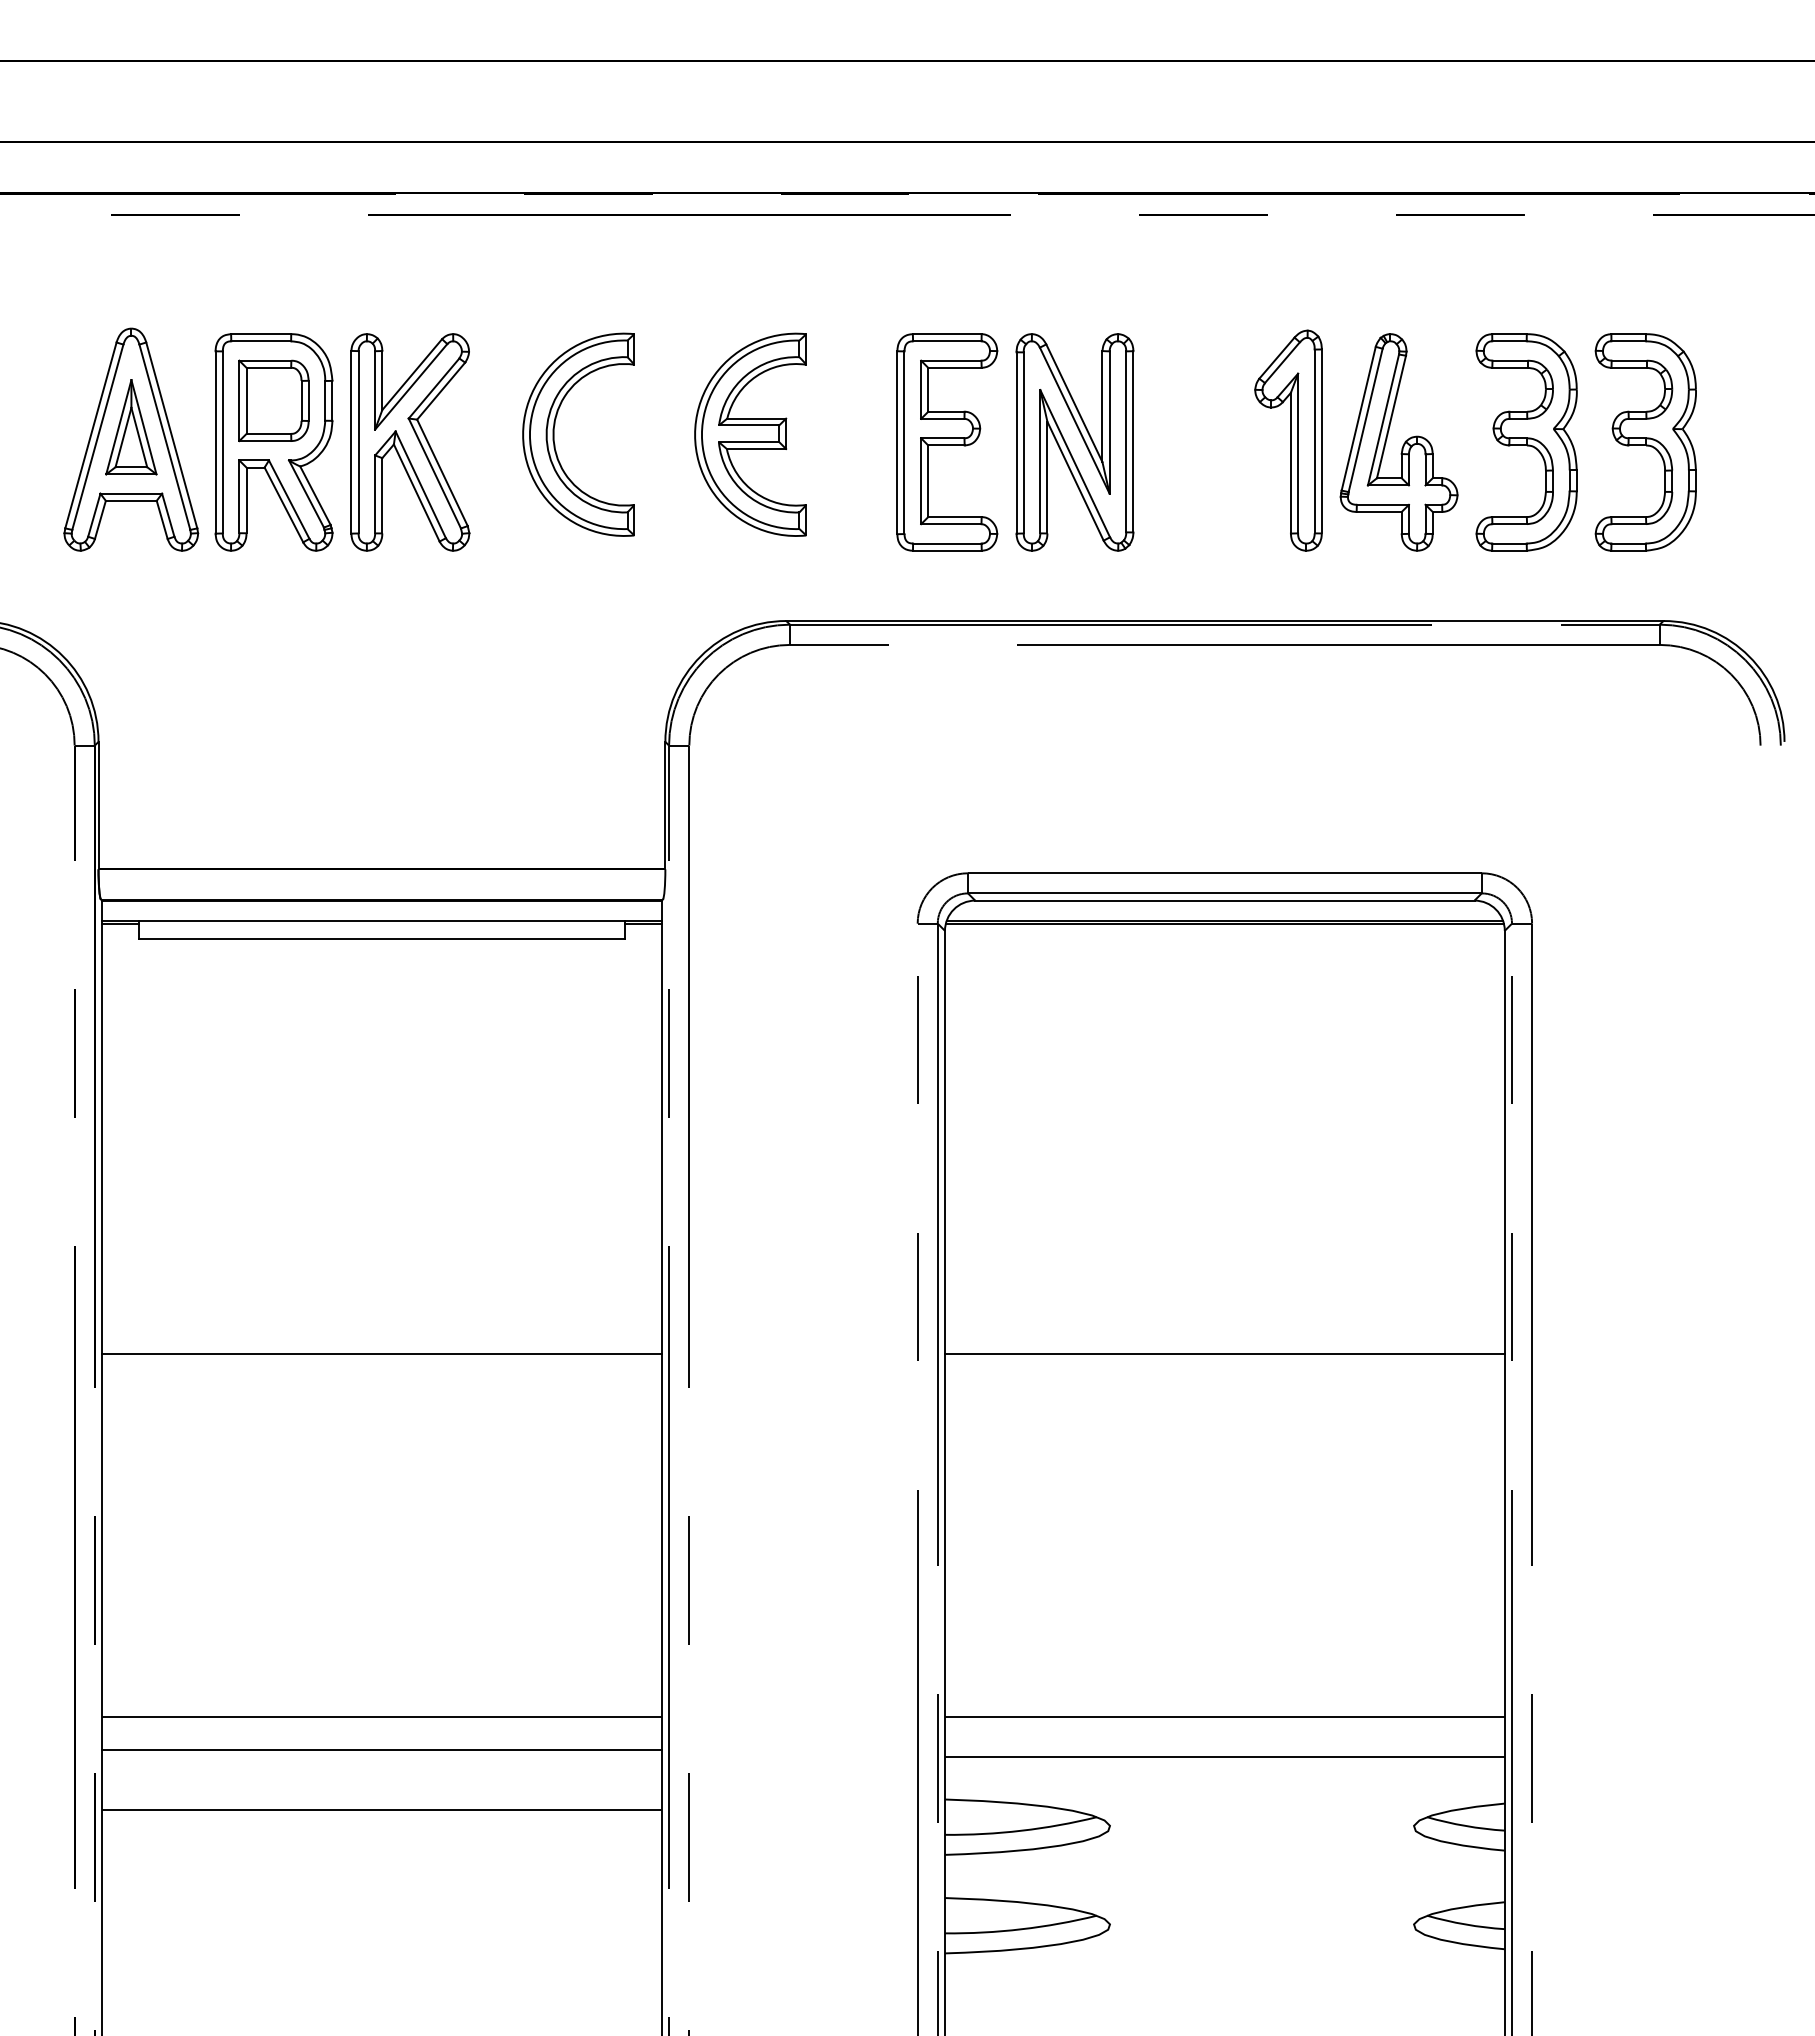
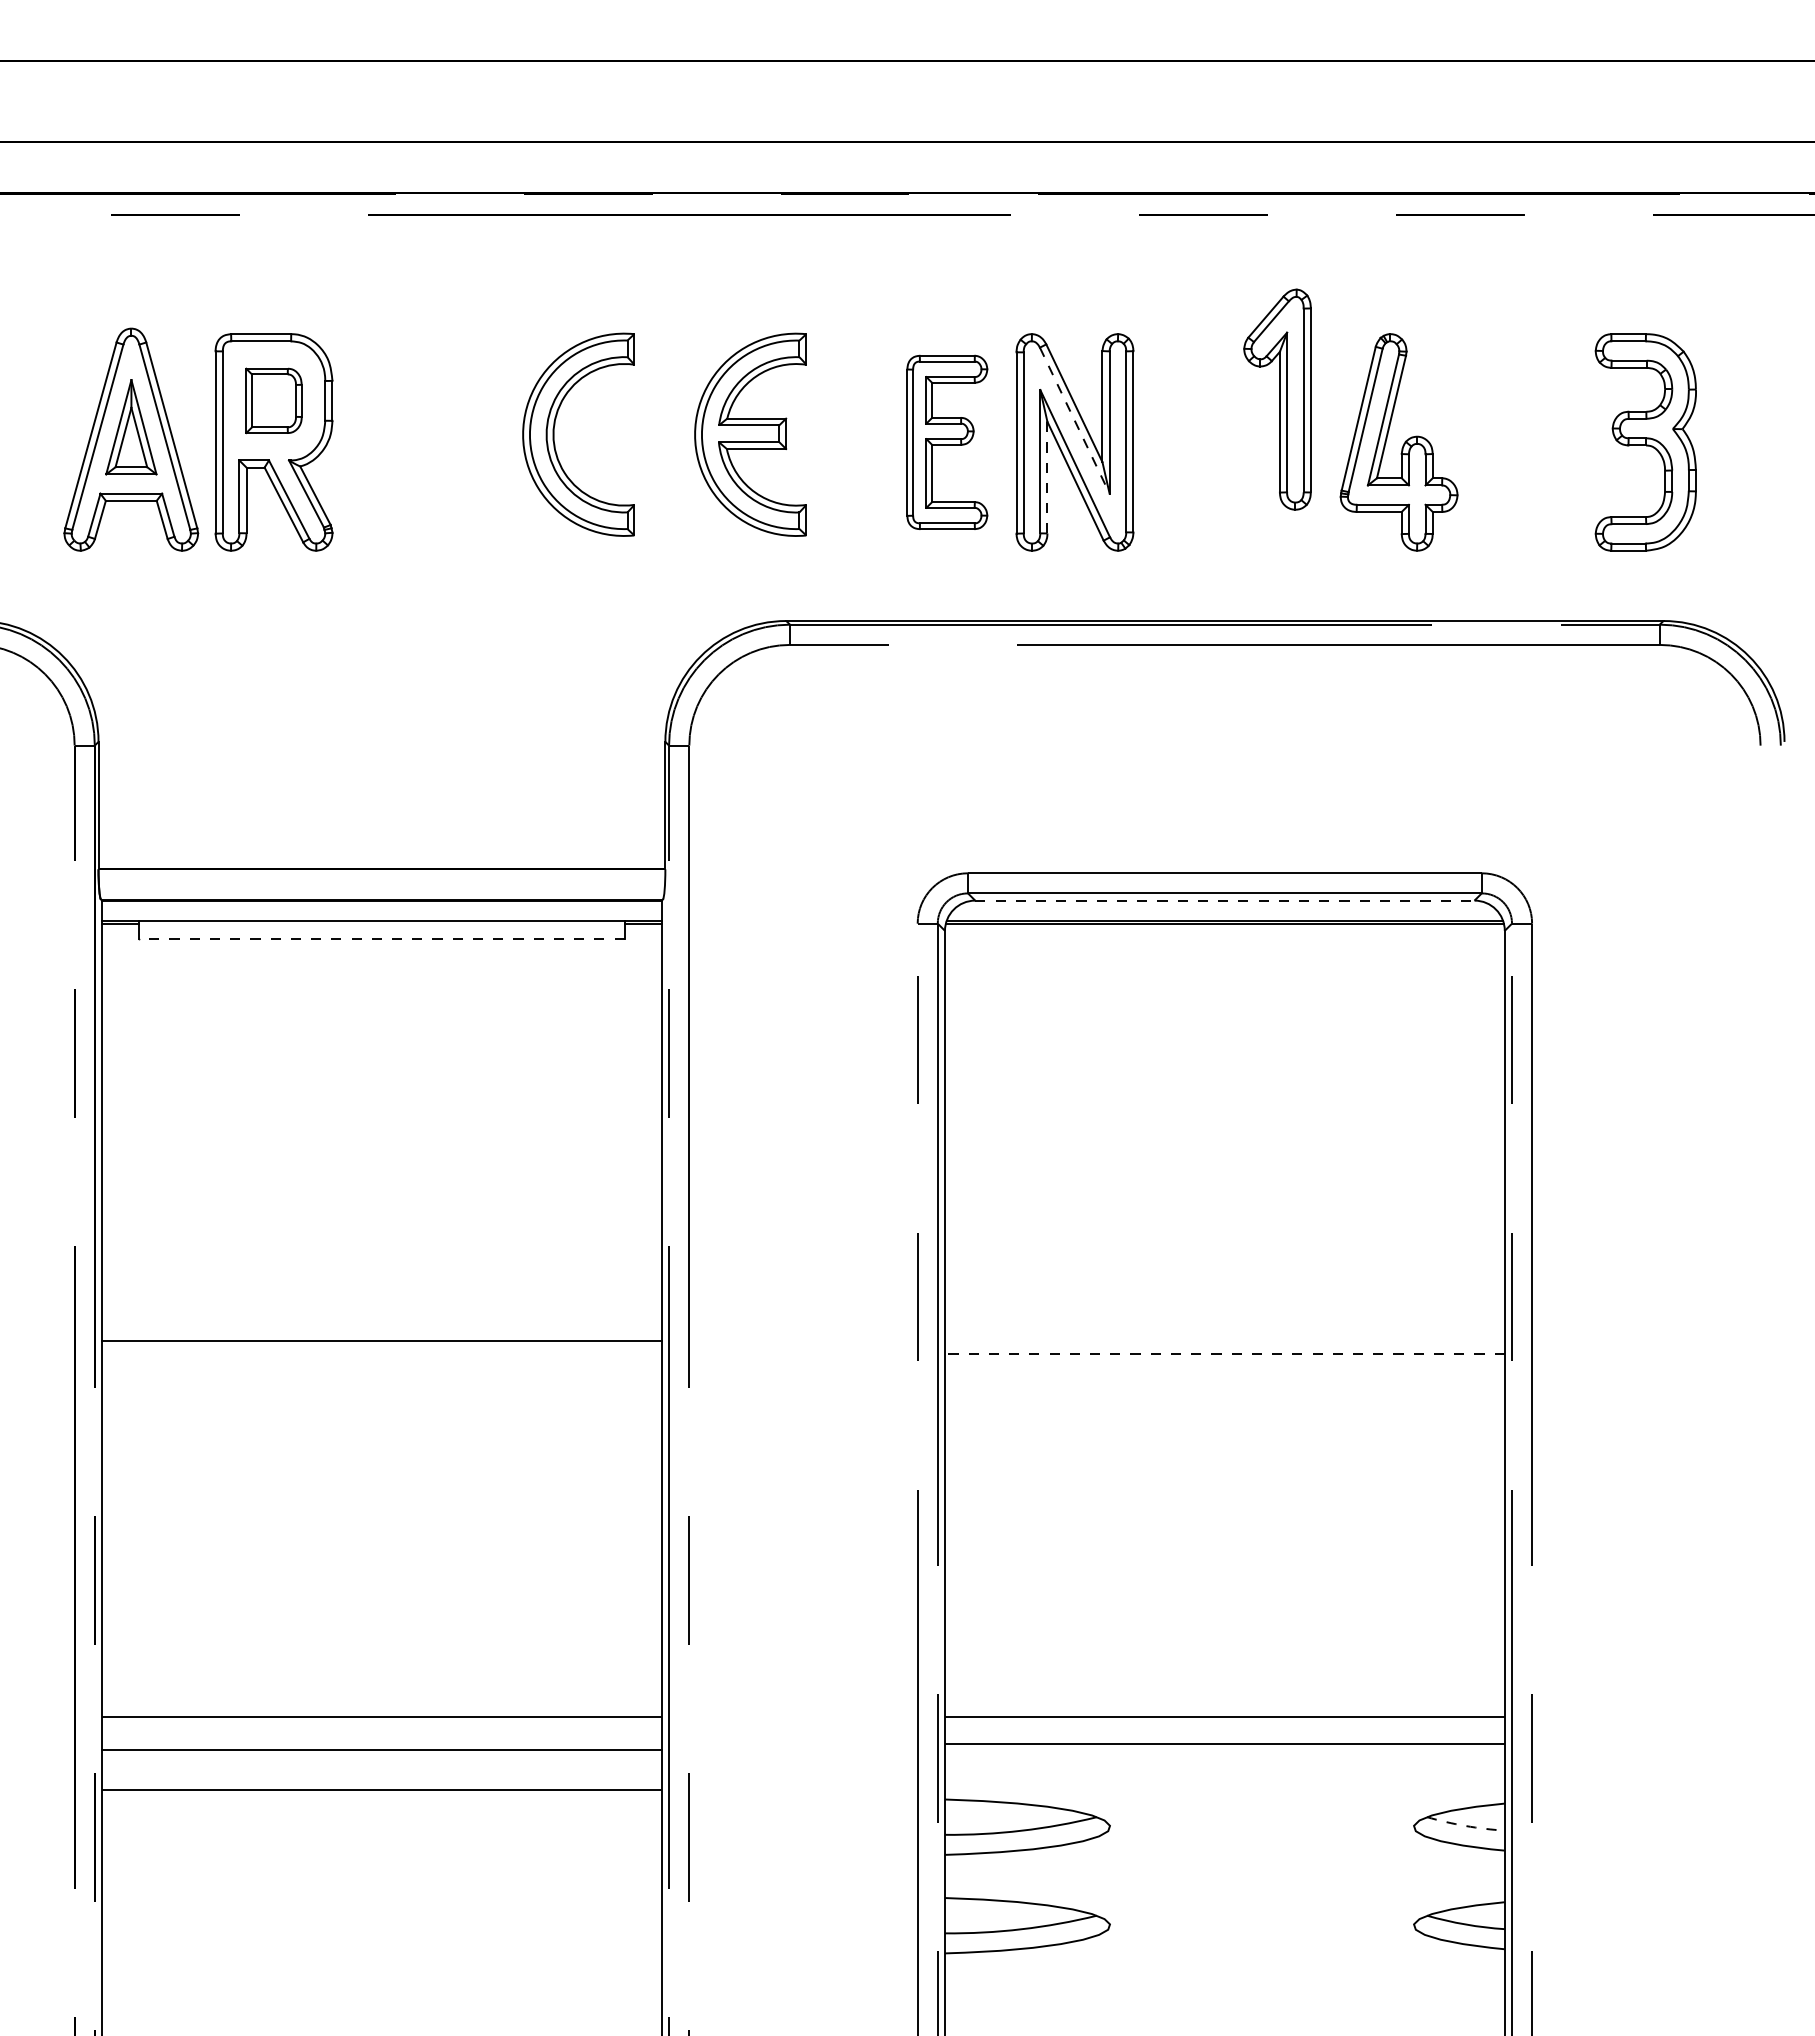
part size: 72x84 px -> 58x68 px (273, 400)
line: solid -> dashed (1074, 420)
part position: (1288, 440) -> (1277, 399) (1277, 399)
part: present -> none (410, 442)
part size: 103x219 px -> 83x176 px (947, 441)
part: present -> none (1526, 442)
line: solid -> dashed (1047, 477)
line: solid -> dashed (1224, 900)
line: solid -> dashed (381, 939)
line position: (381, 1354) -> (381, 1341) (381, 1341)
line: solid -> dashed (1224, 1354)
line position: (1224, 1756) -> (1224, 1743) (1224, 1743)
line position: (381, 1809) -> (381, 1789) (381, 1789)
arc: solid -> dashed (1465, 1825)
